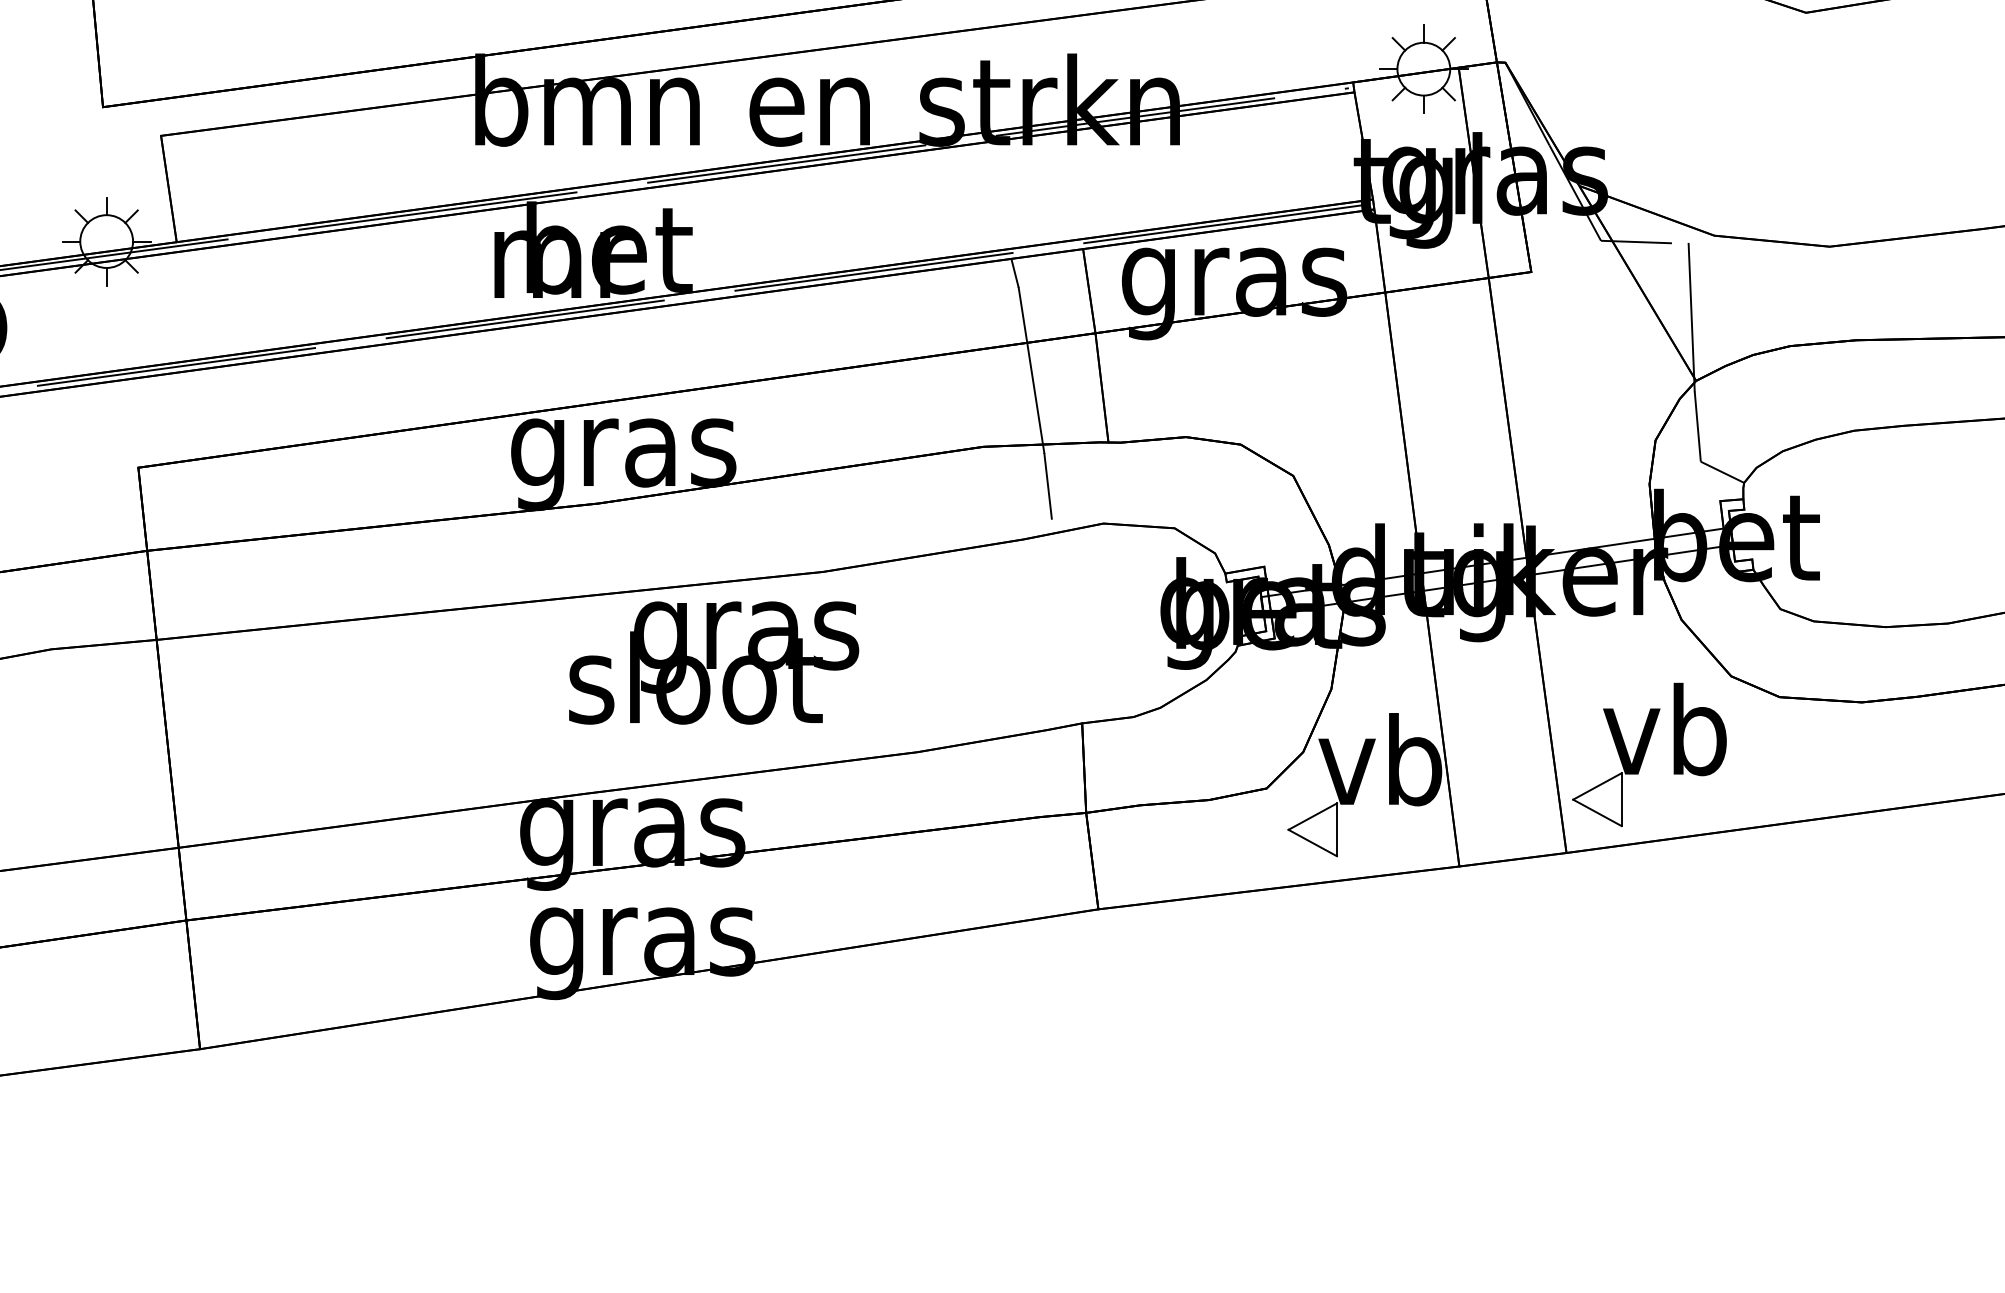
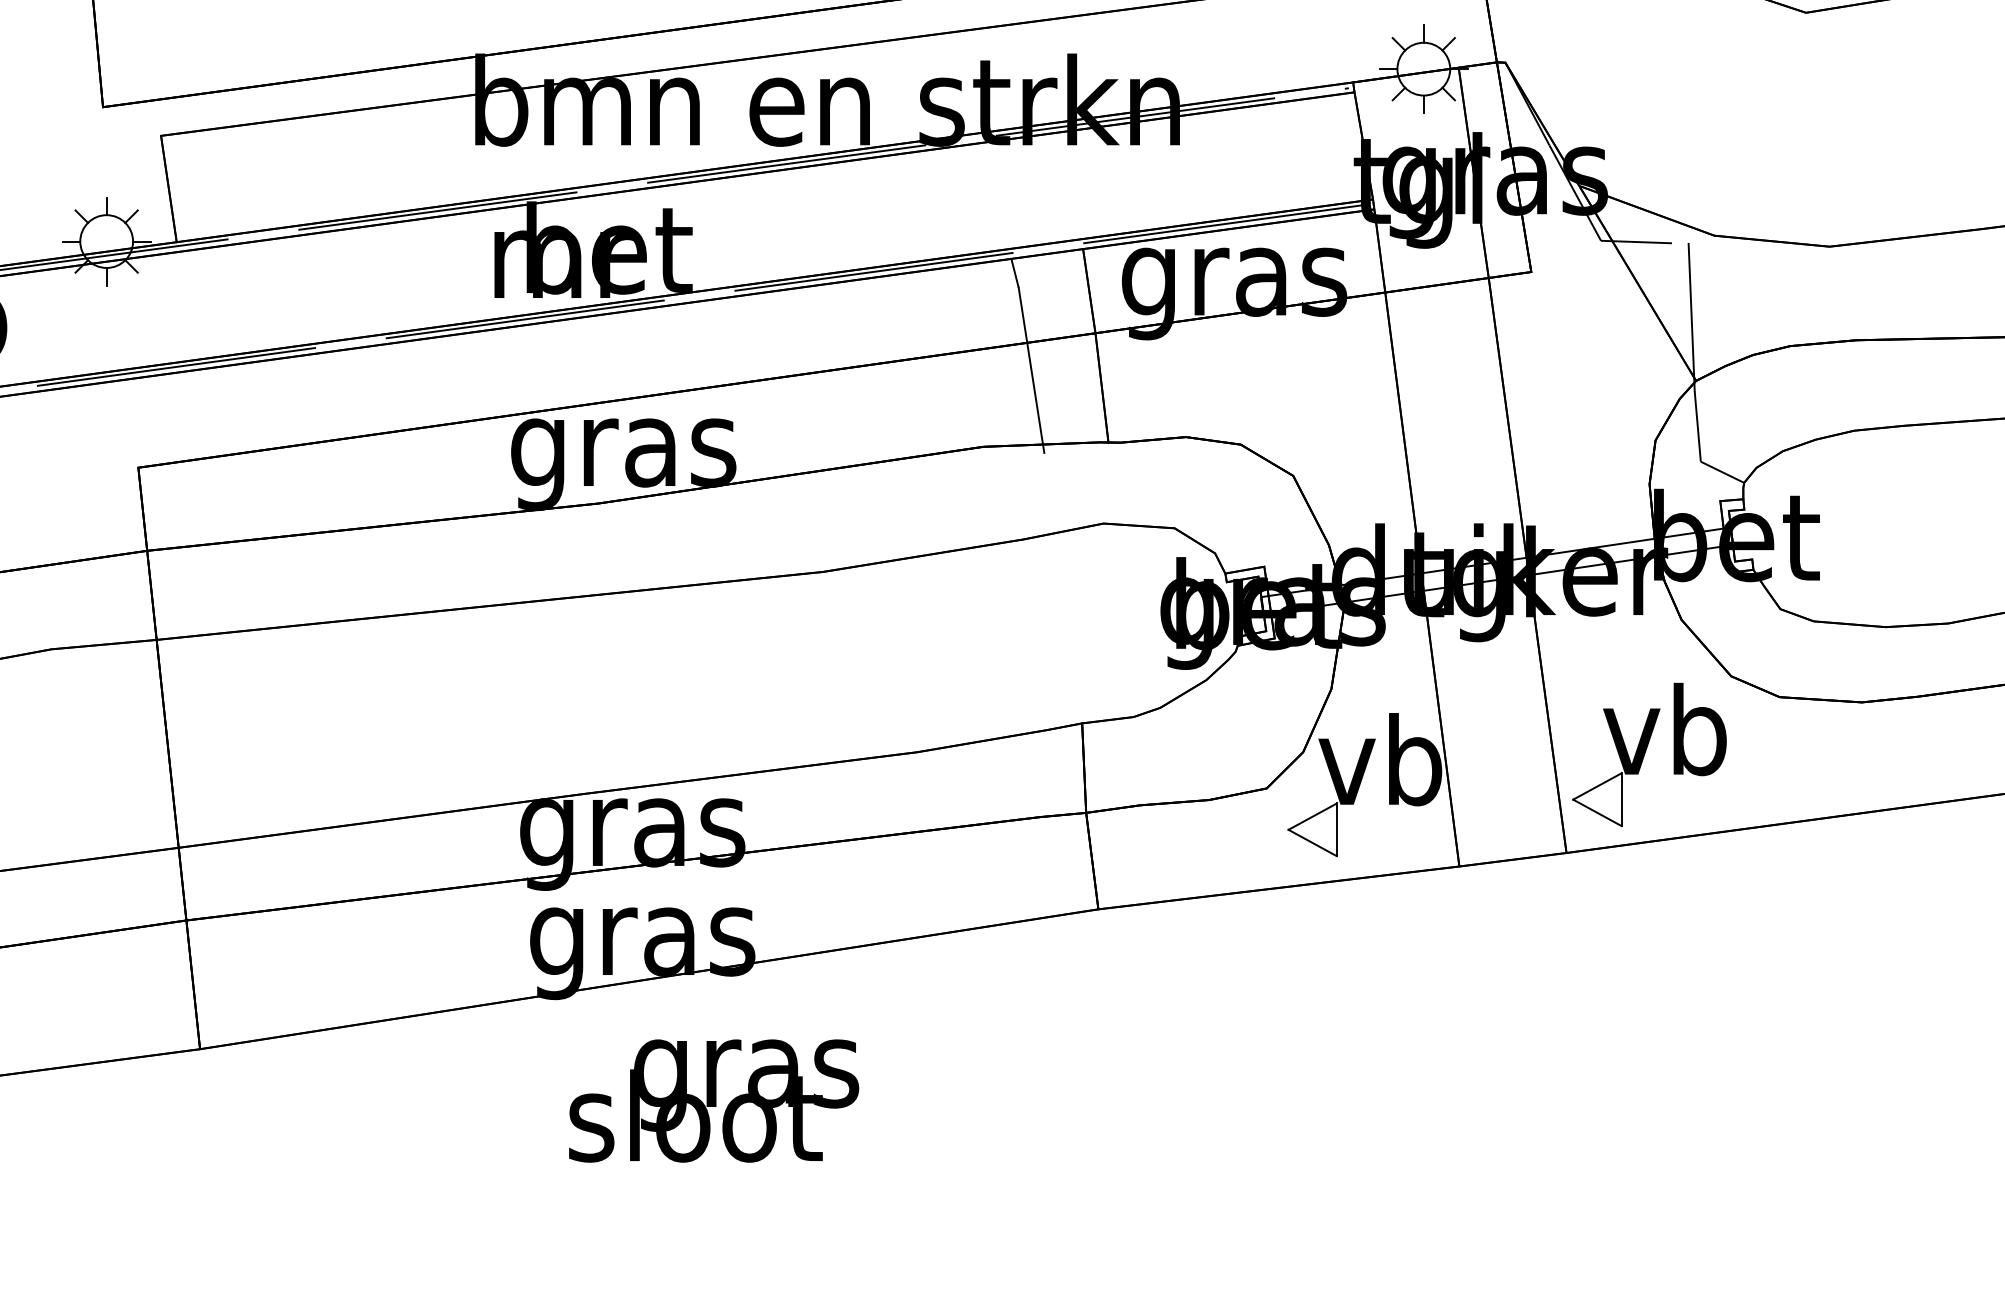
line: present -> none (1047, 485)
text position: (714, 662) -> (714, 1100) (714, 1100)
